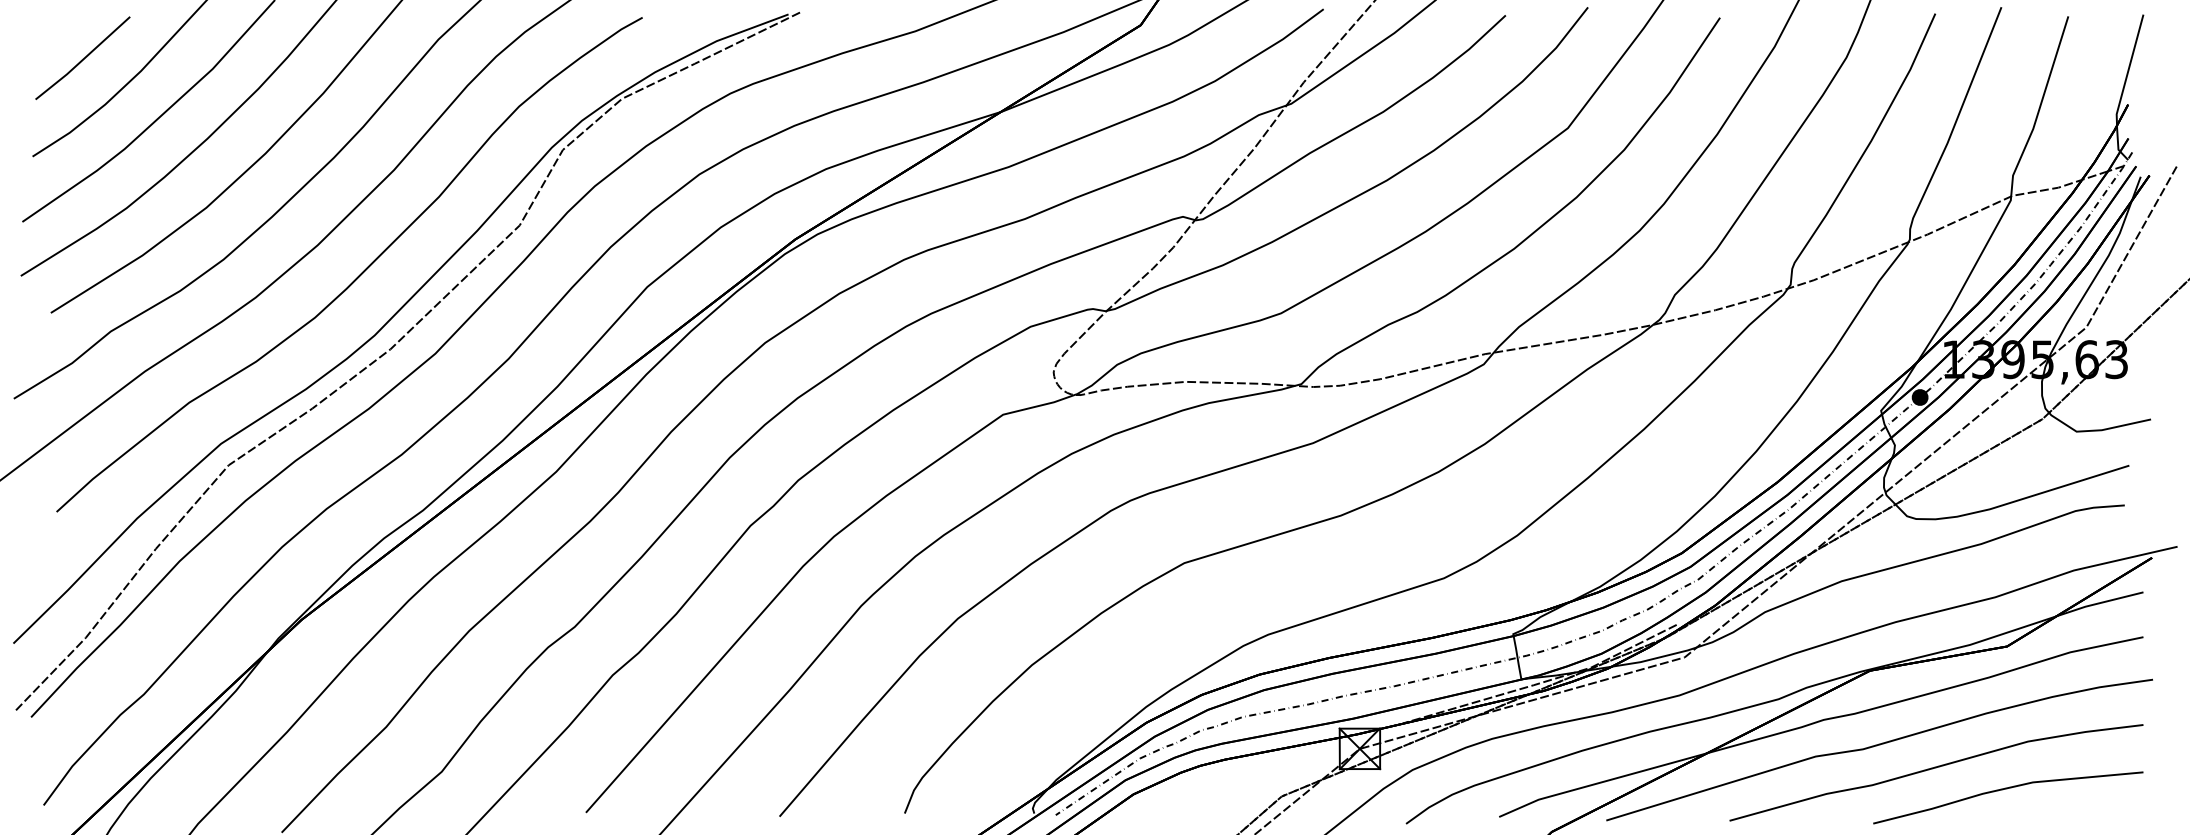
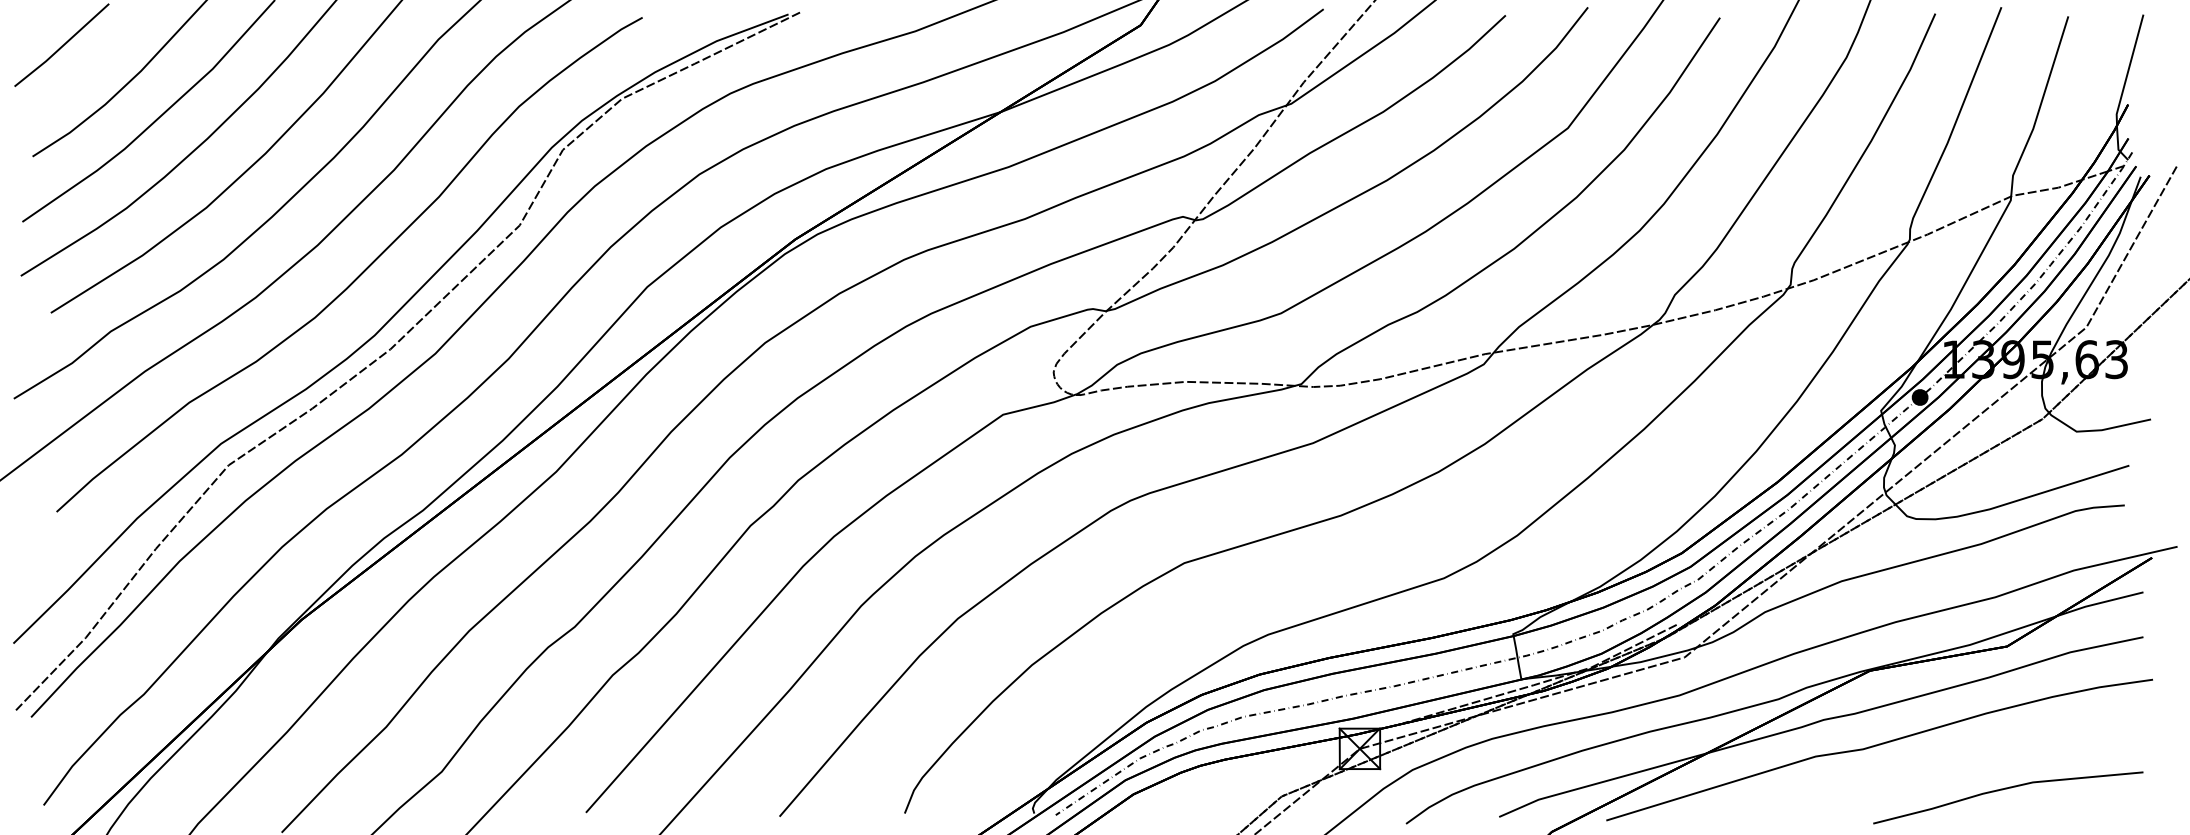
line position: (82, 58) -> (61, 45) (61, 45)
curve: present -> none (1936, 768)
